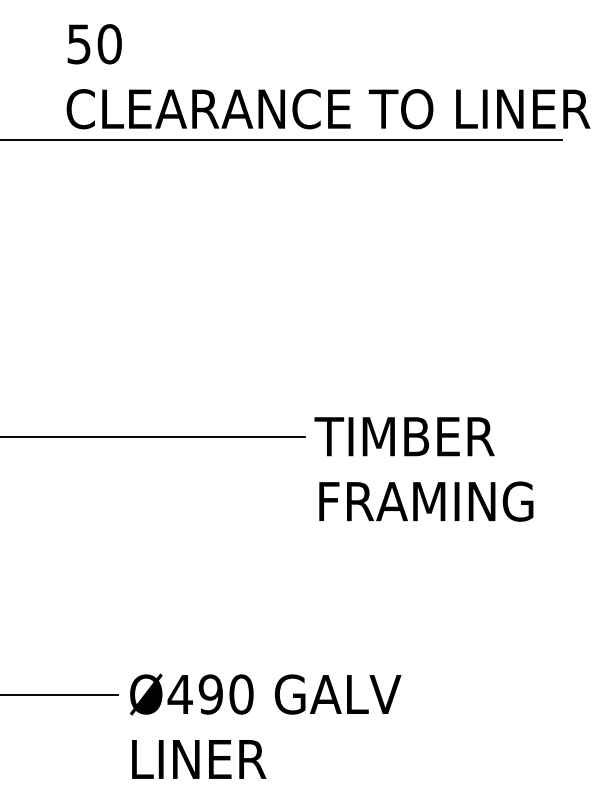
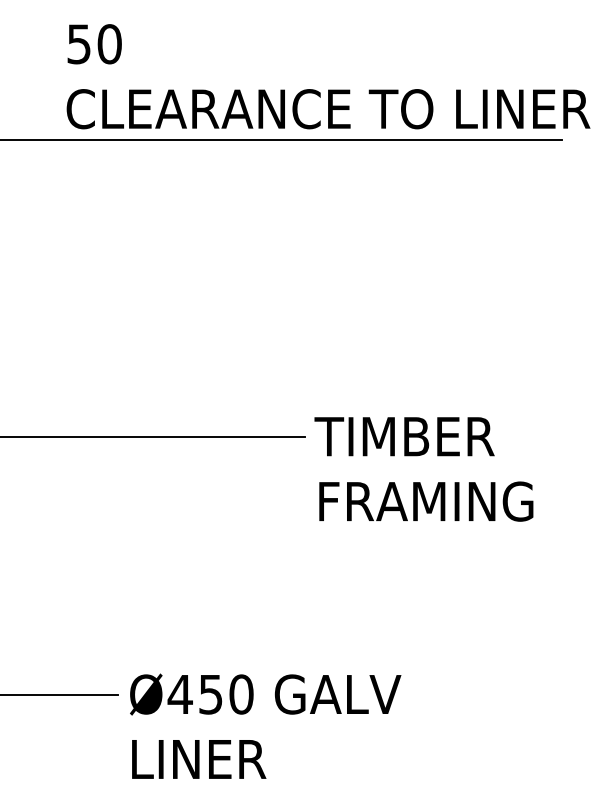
text: Ø490 -> Ø450 (210, 694)
